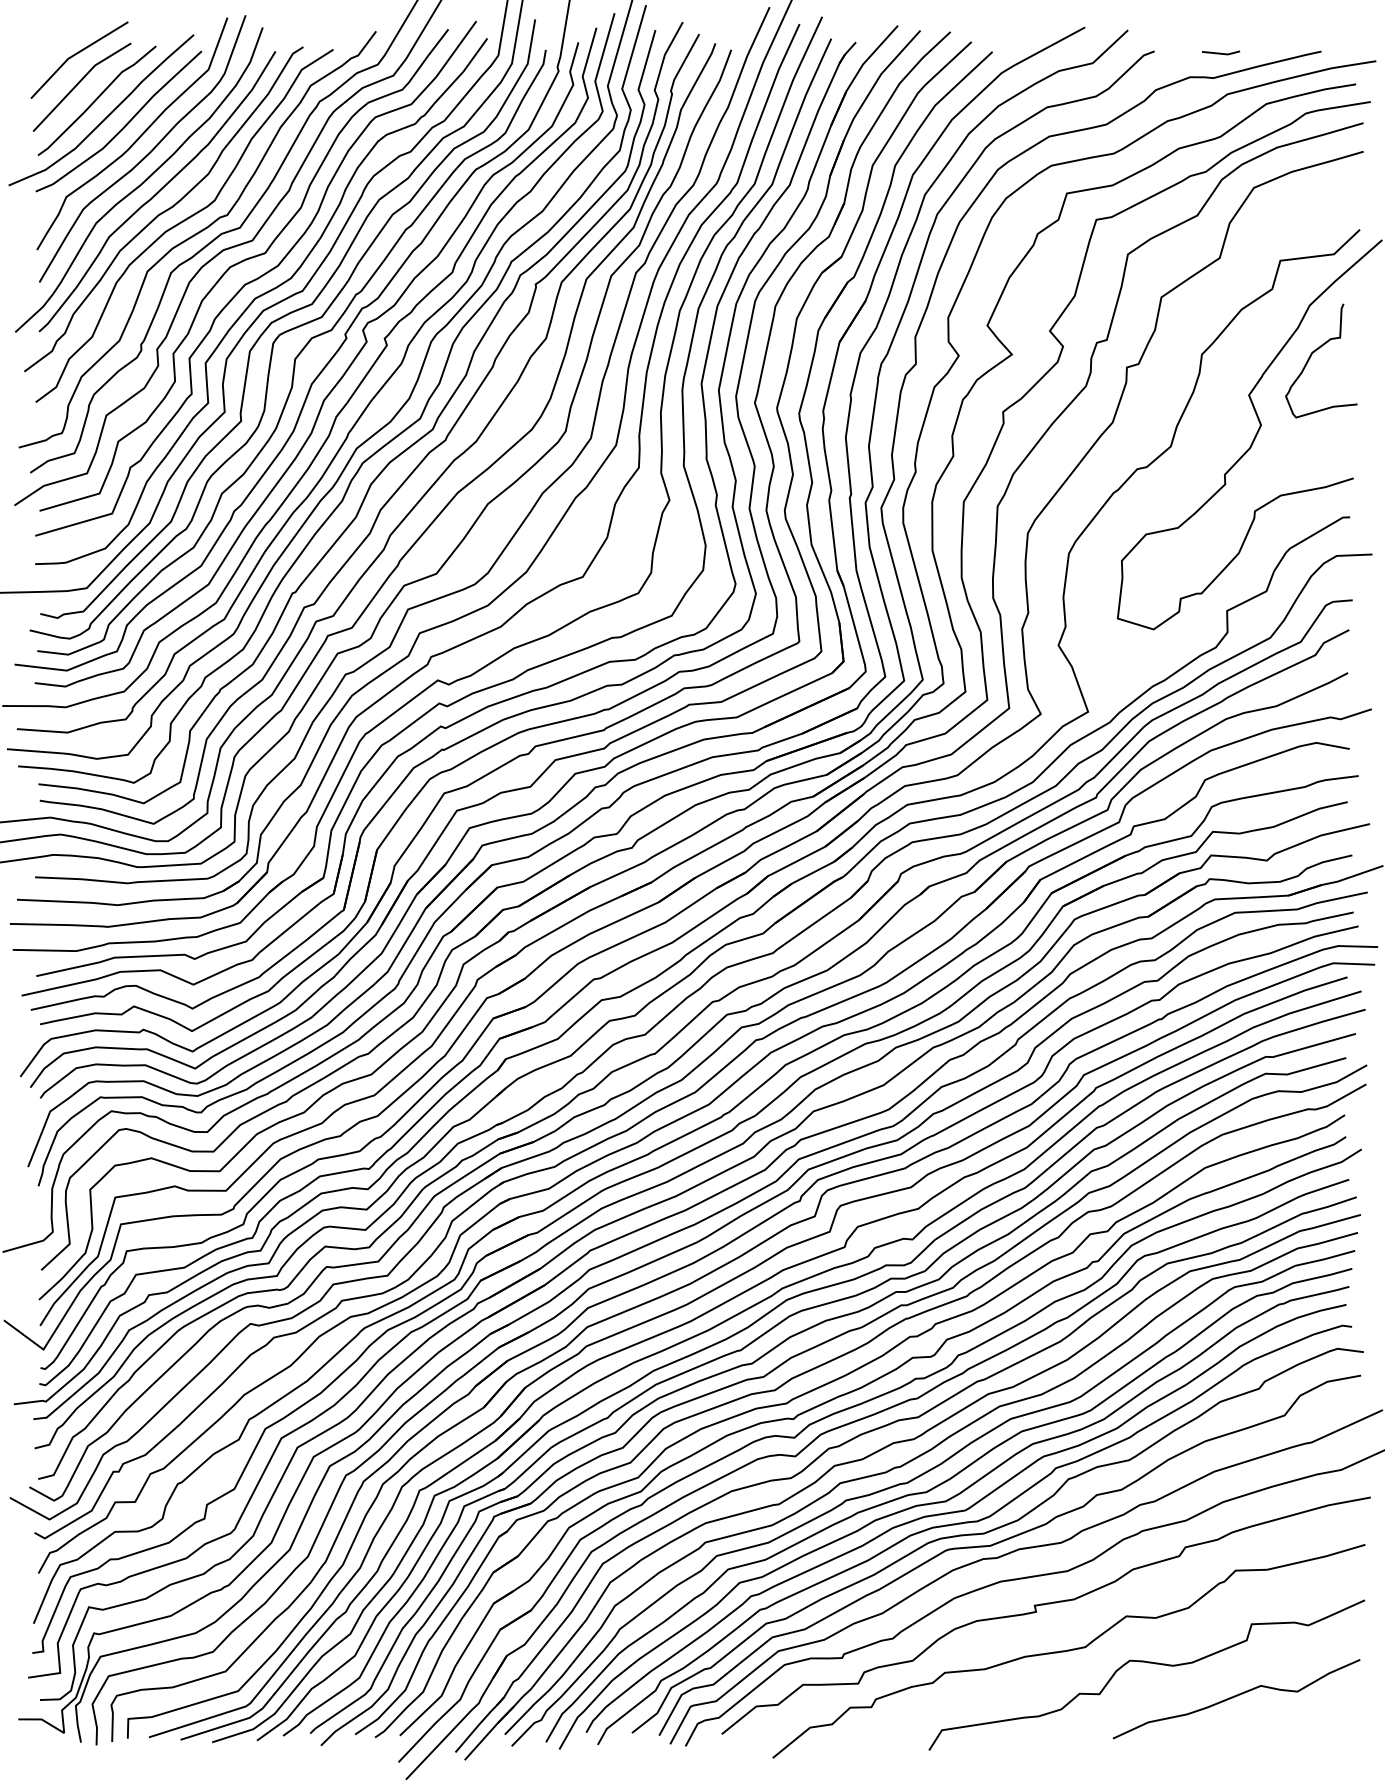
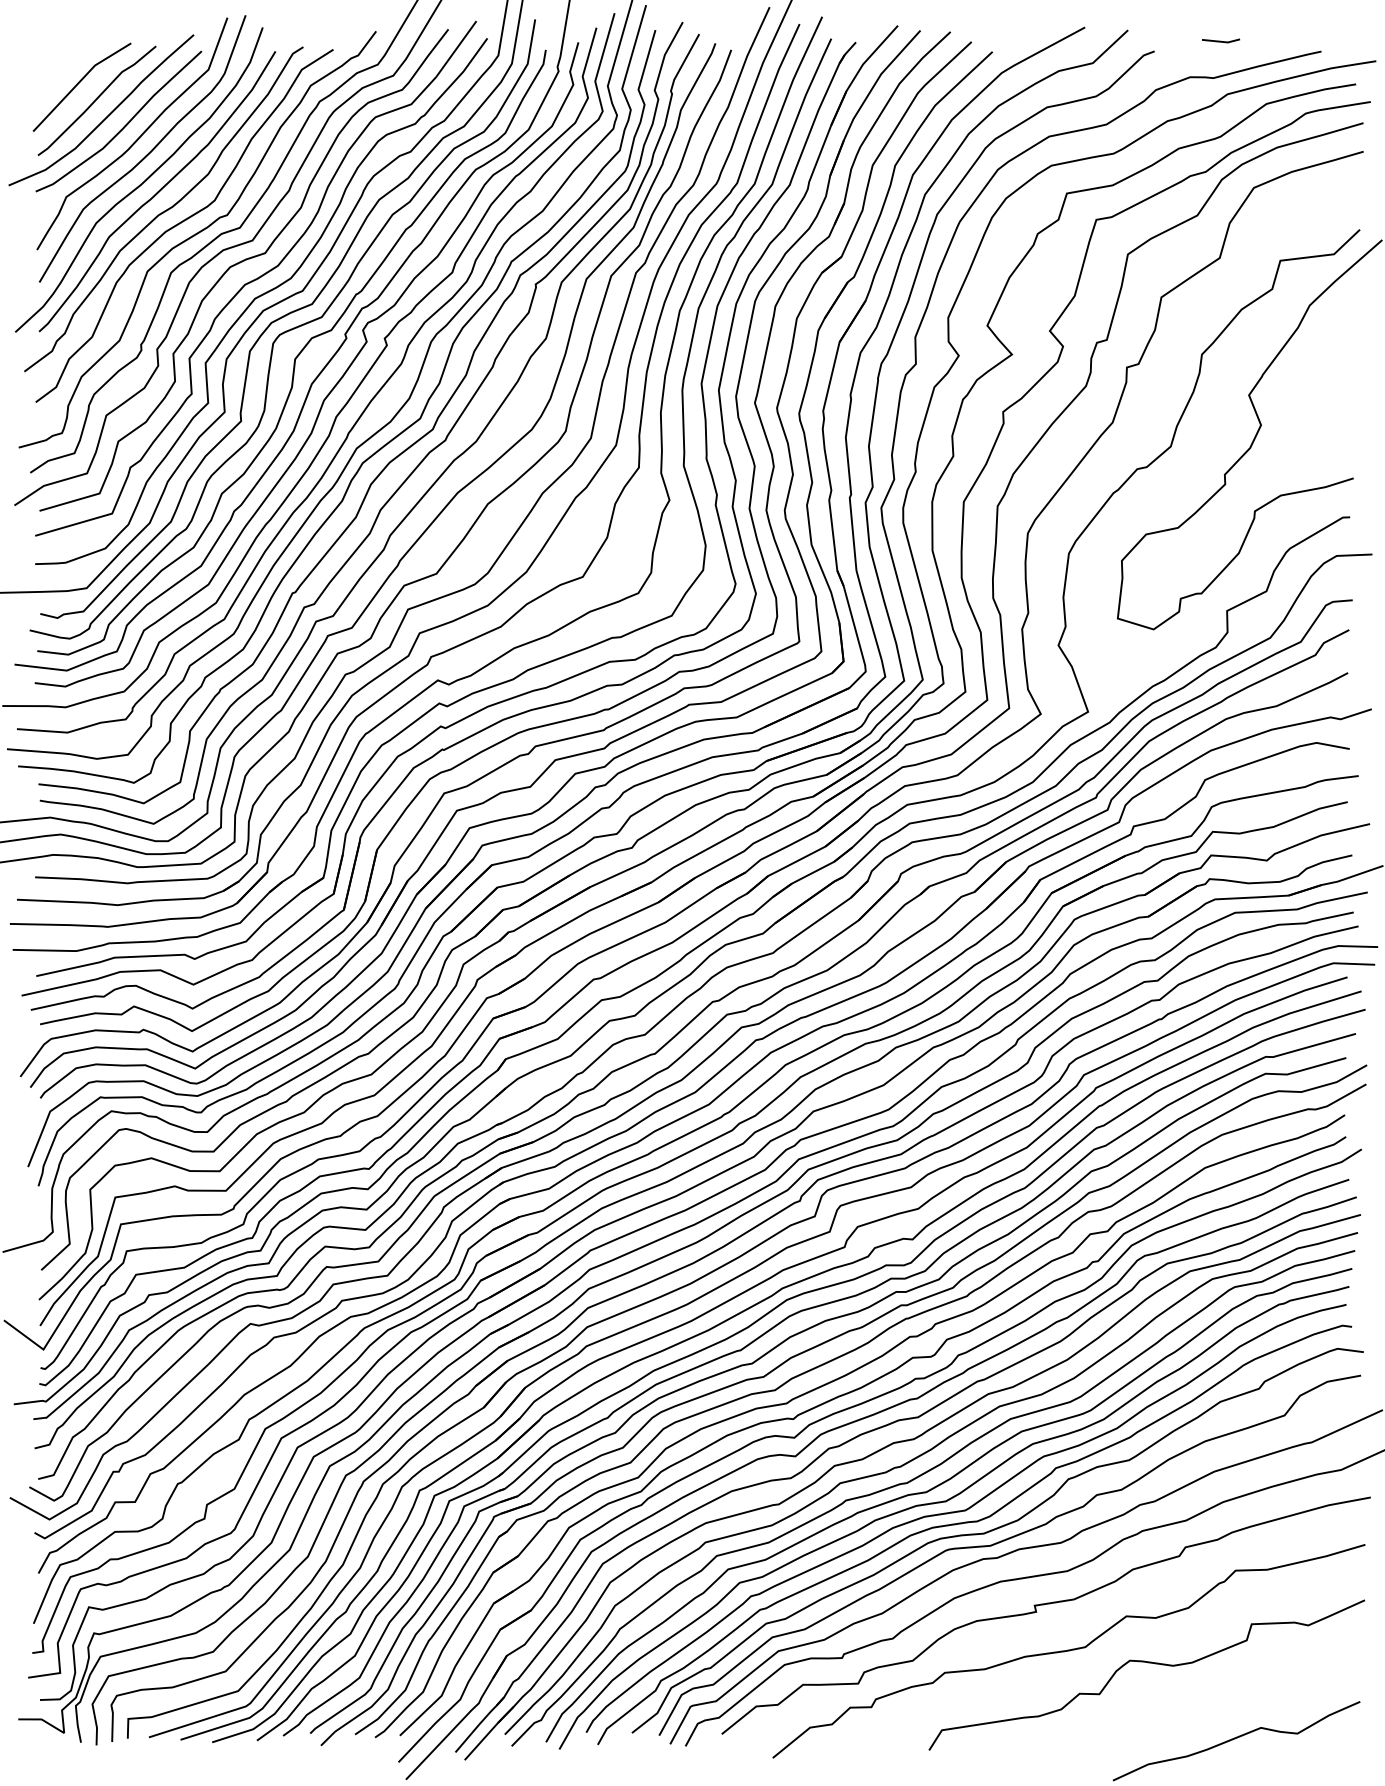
line position: (1221, 52) -> (1221, 40) (1221, 40)
line: present -> none (77, 54)
curve: present -> none (1314, 352)
curve position: (1235, 1697) -> (1235, 1739) (1235, 1739)
